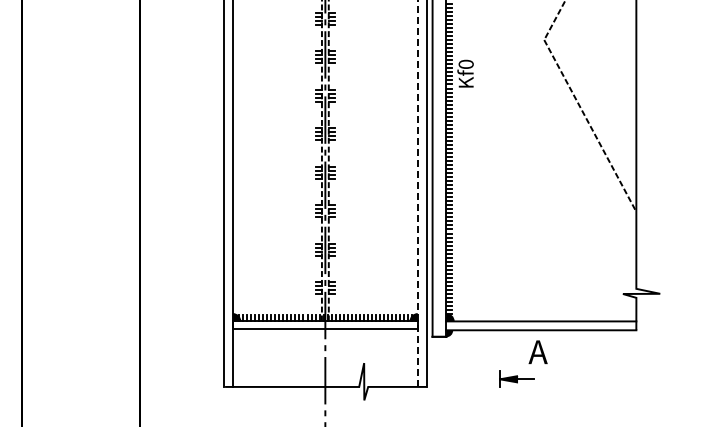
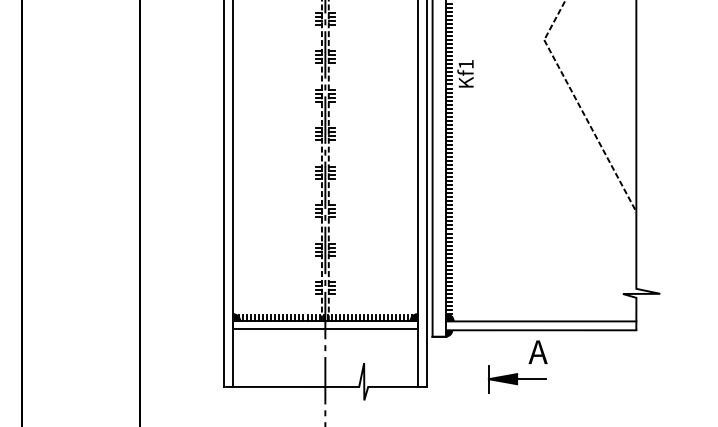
text: Kf0 -> Kf1 (465, 63)
line: dashed -> solid (417, 193)
part size: 36x18 px -> 60x29 px (516, 379)
